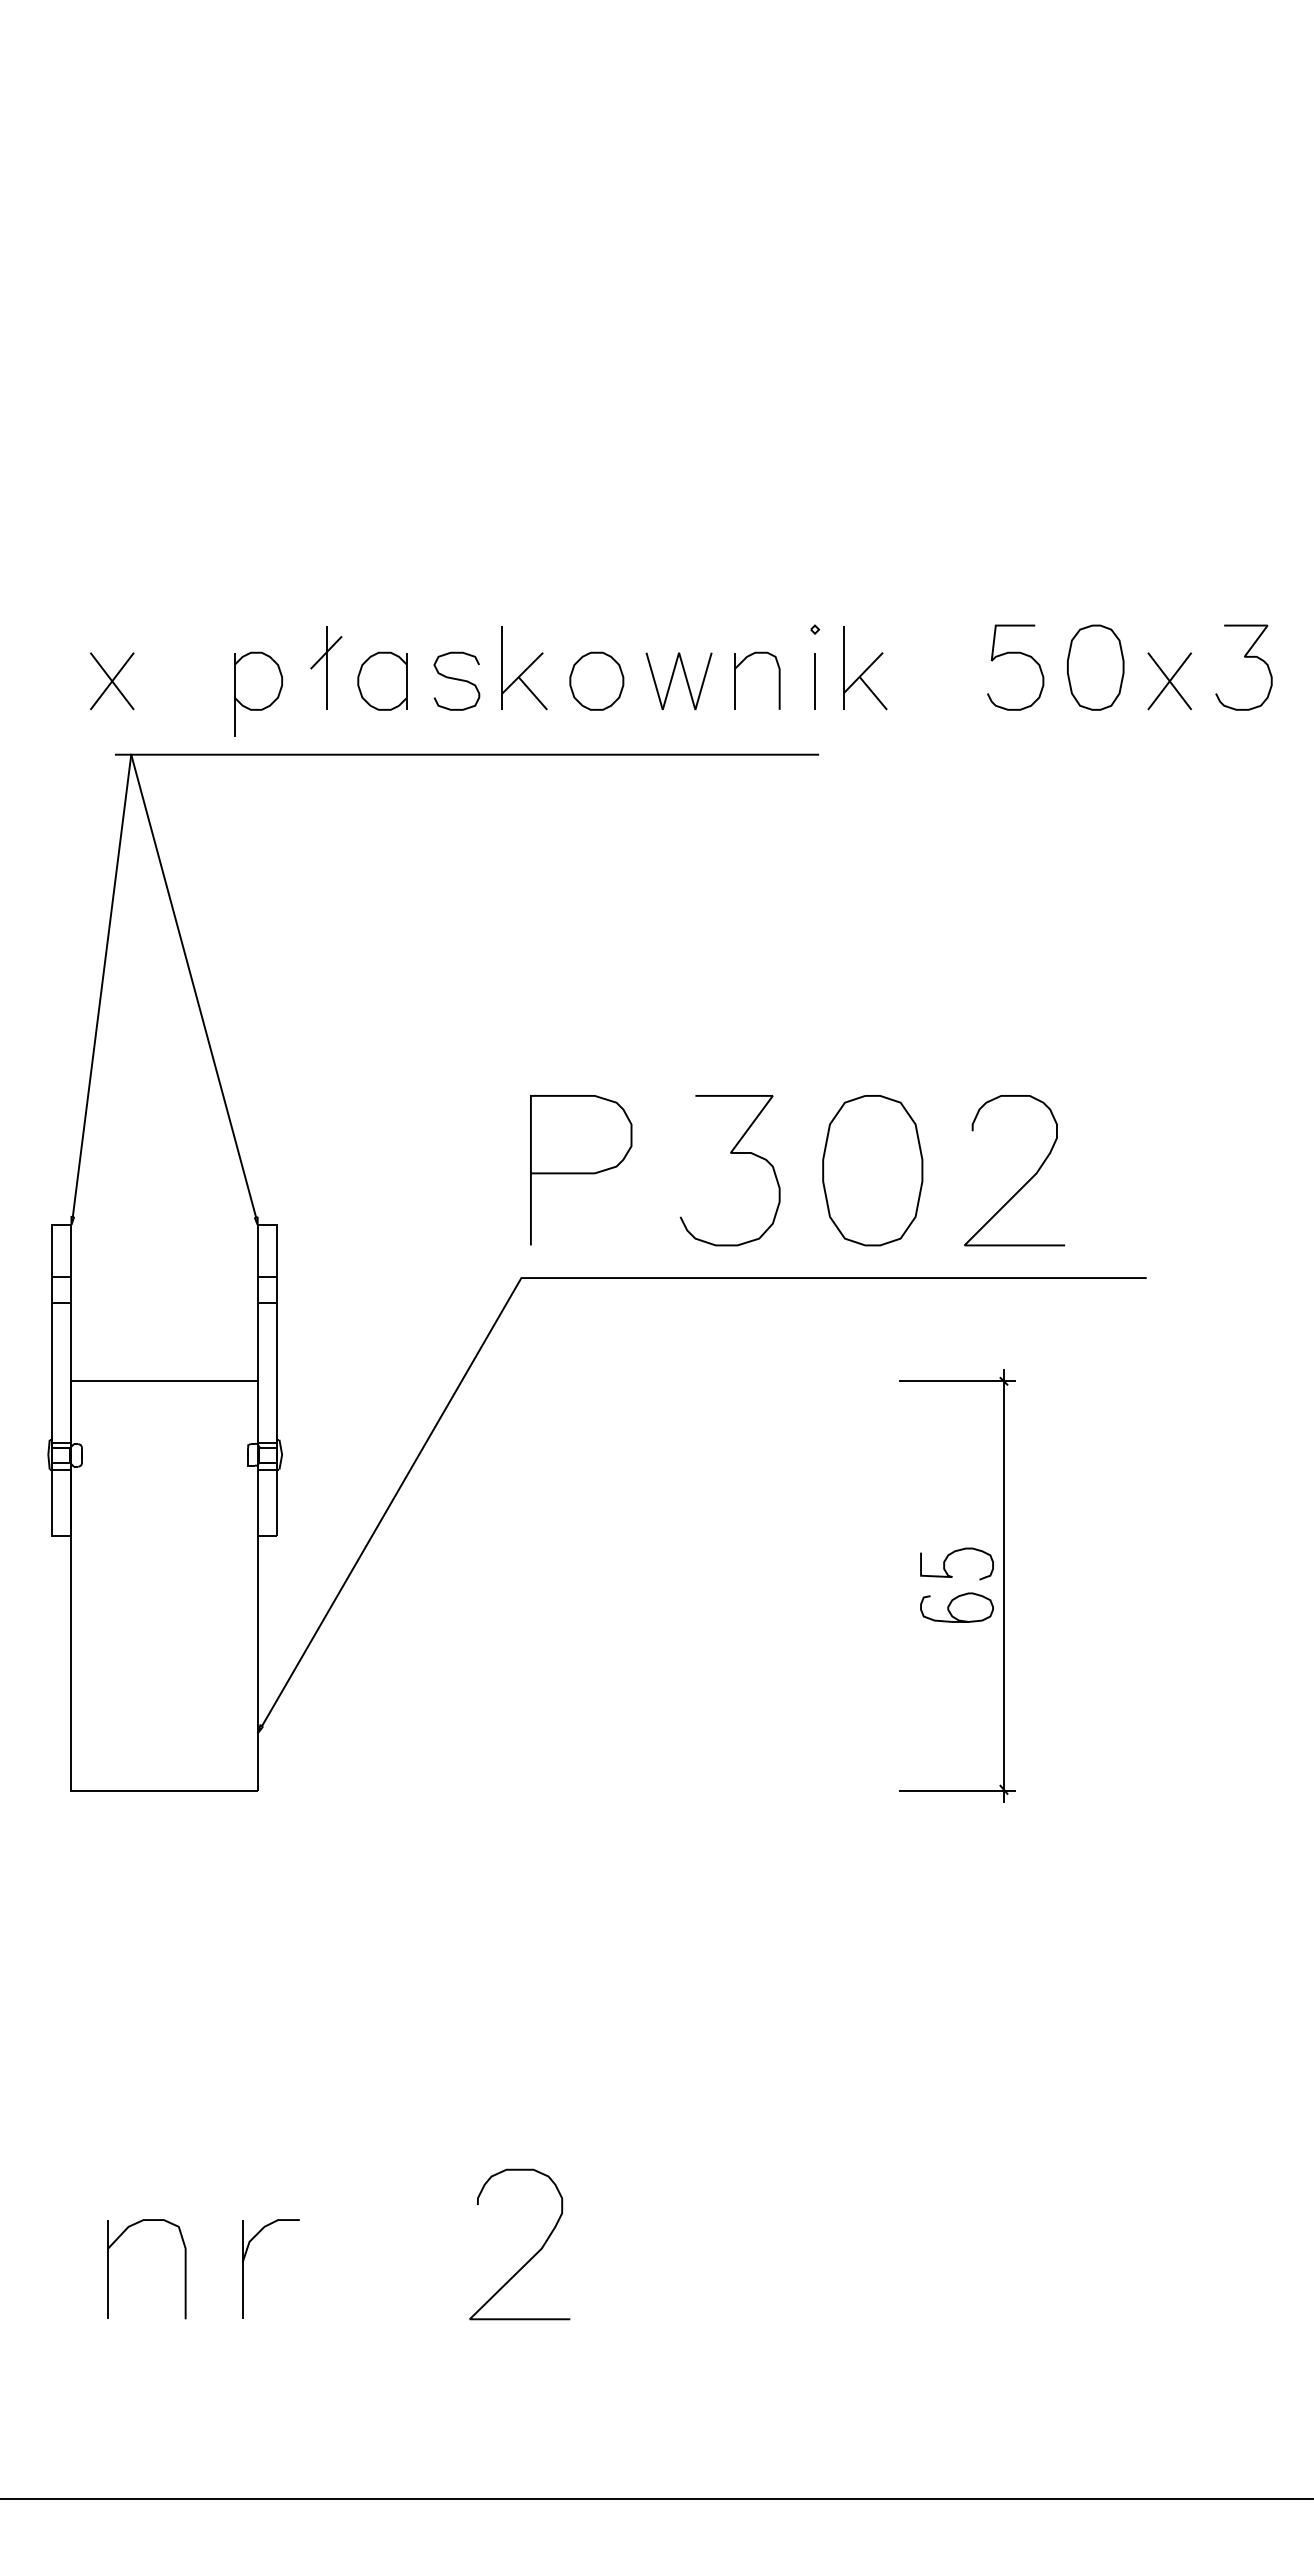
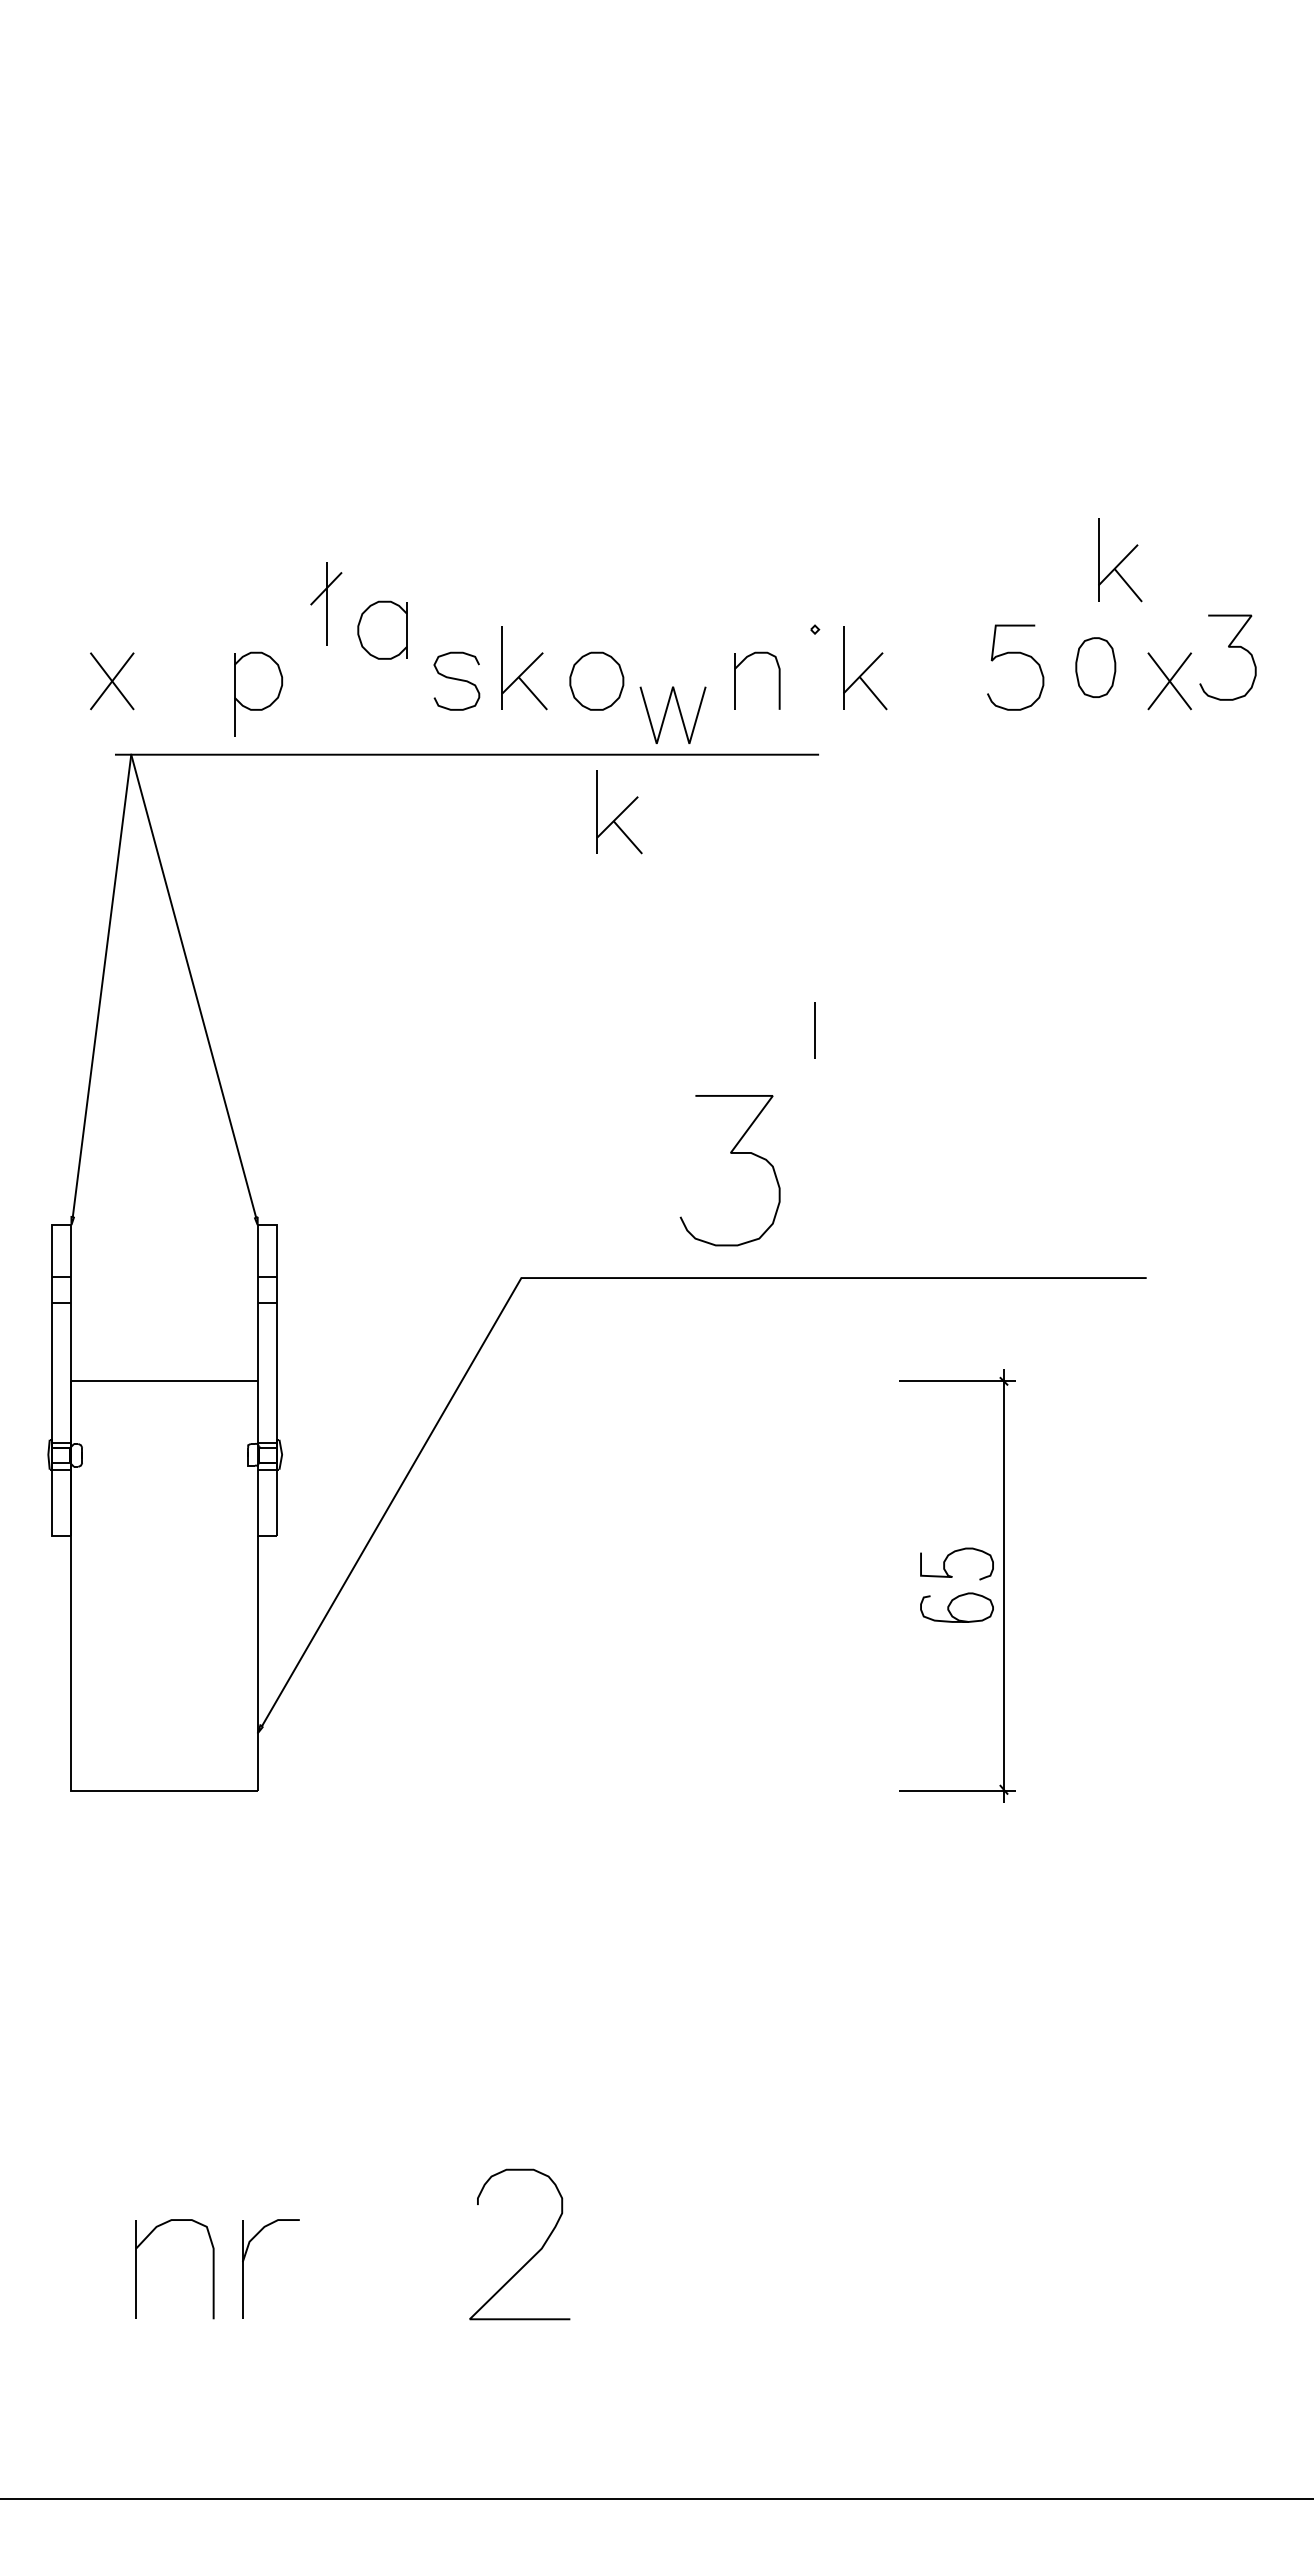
part: none -> present (1120, 560)
curve position: (1244, 657) -> (1228, 647) (1228, 647)
part position: (326, 667) -> (326, 603) (326, 603)
part size: 58x87 px -> 42x61 px (1095, 667)
part position: (382, 680) -> (382, 629) (382, 629)
curve position: (672, 680) -> (666, 714) (666, 714)
line position: (814, 681) -> (814, 1030) (814, 1030)
part: none -> present (619, 812)
part: present -> none (872, 1170)
curve: present -> none (581, 1172)
curve: present -> none (1026, 1182)
part position: (108, 2269) -> (136, 2269) (136, 2269)
